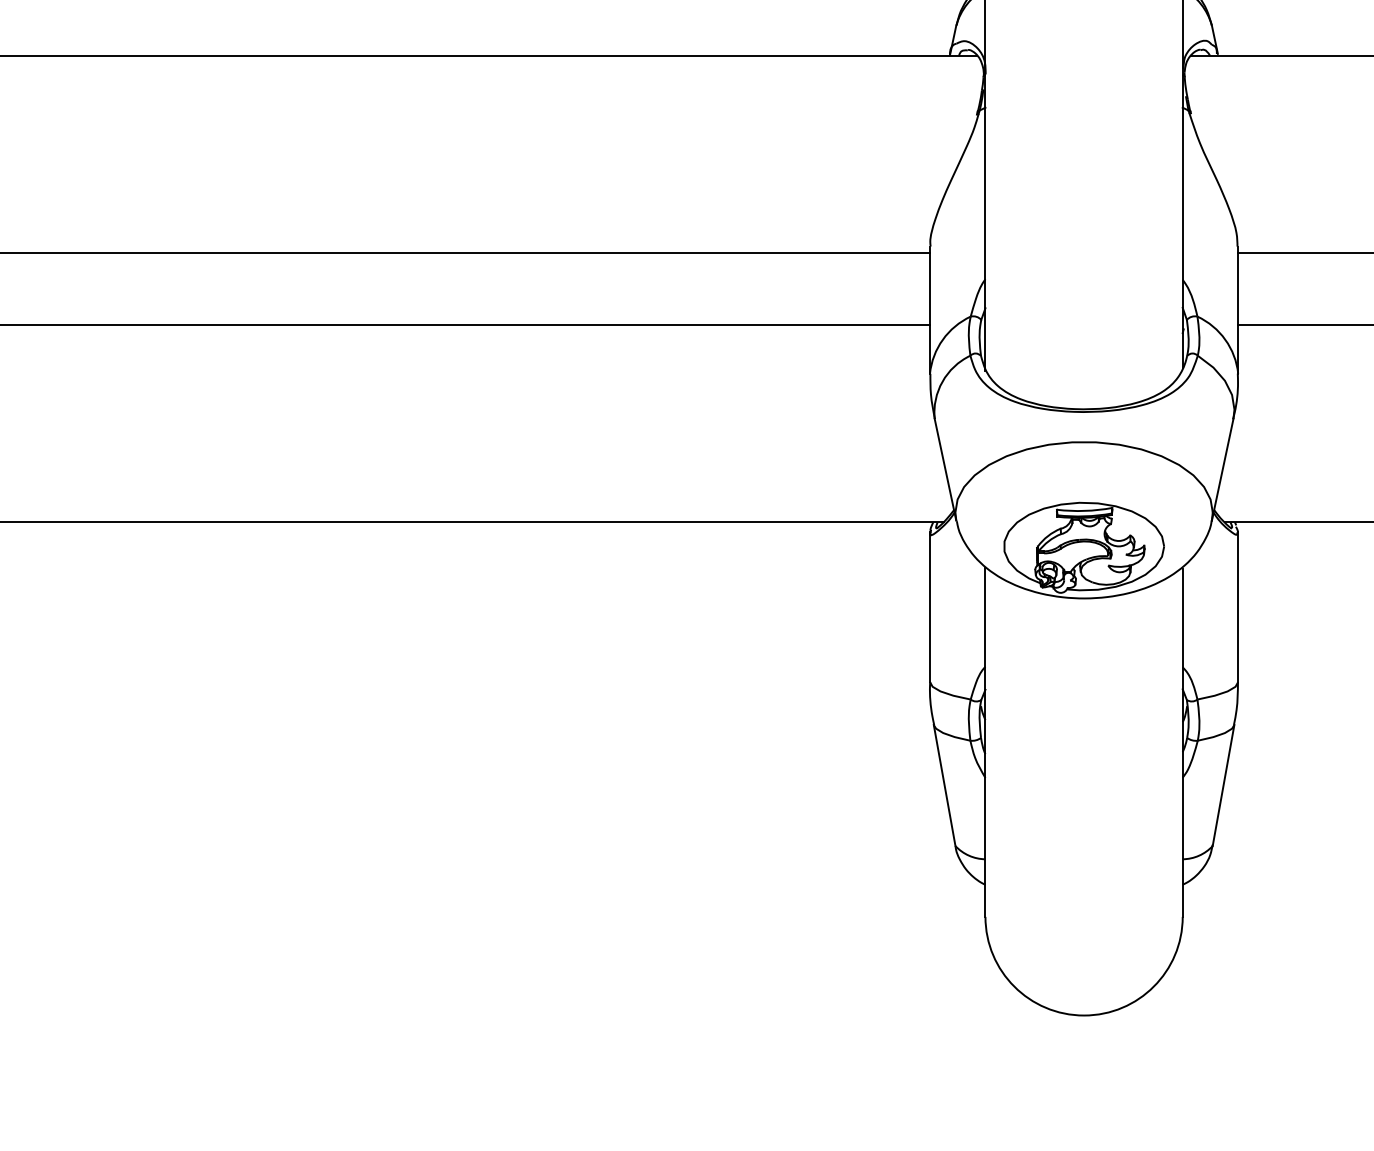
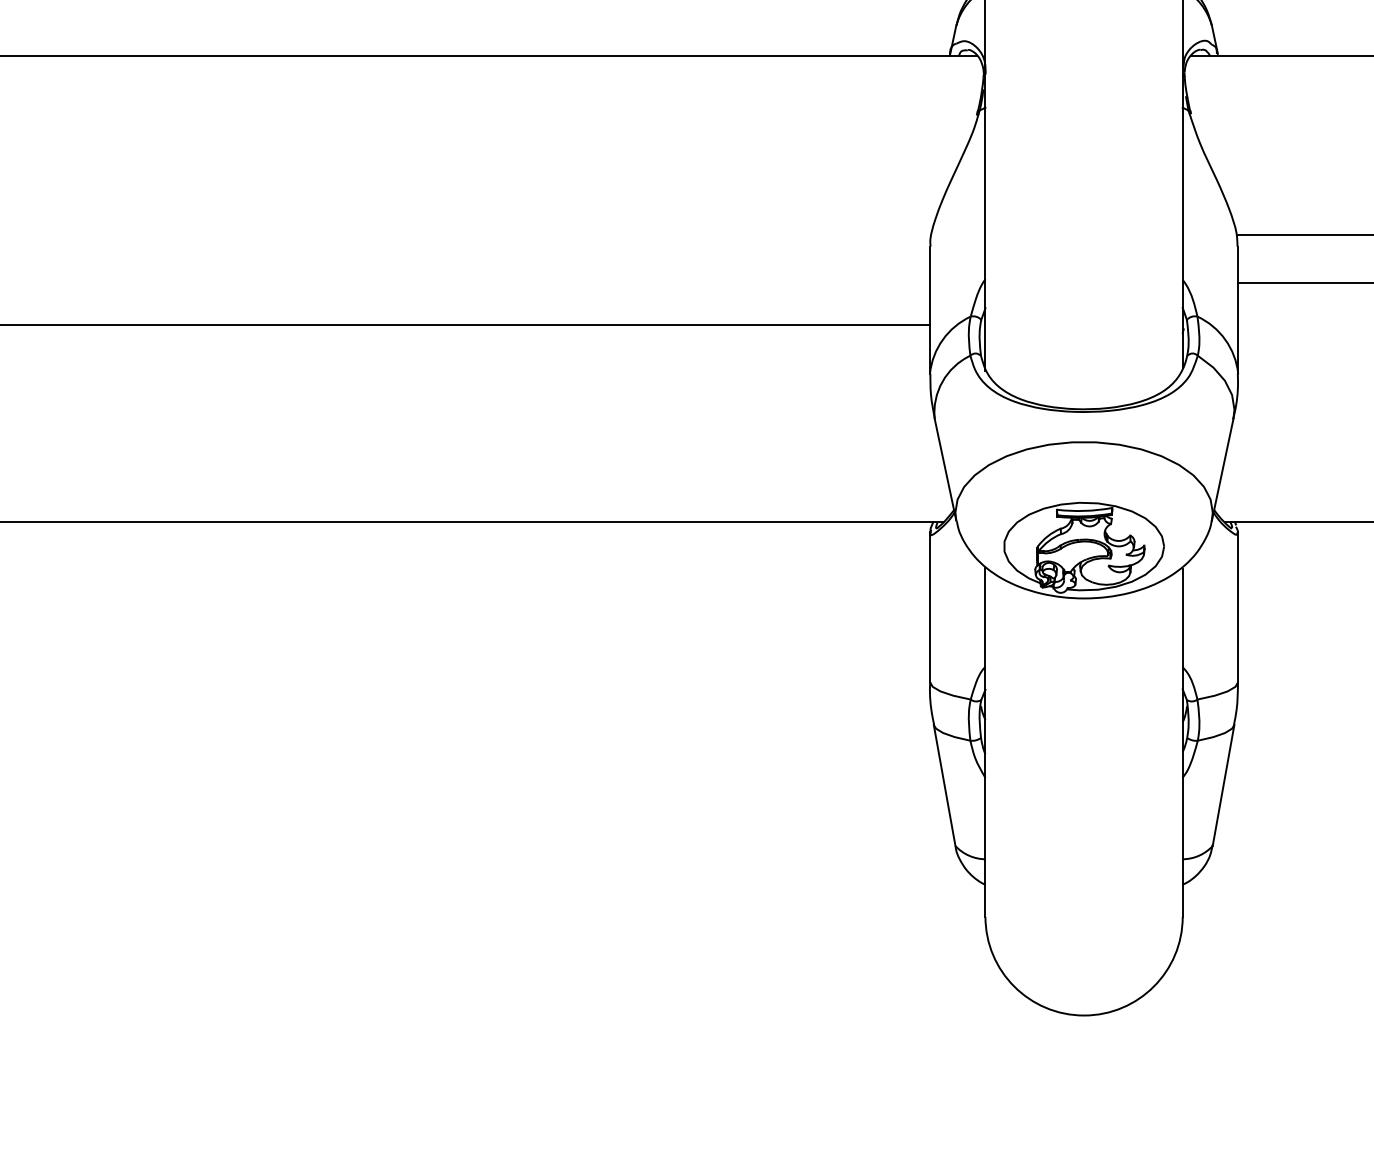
line: present -> none (465, 253)
line position: (1304, 253) -> (1304, 235) (1304, 235)
line position: (1304, 325) -> (1304, 283) (1304, 283)
